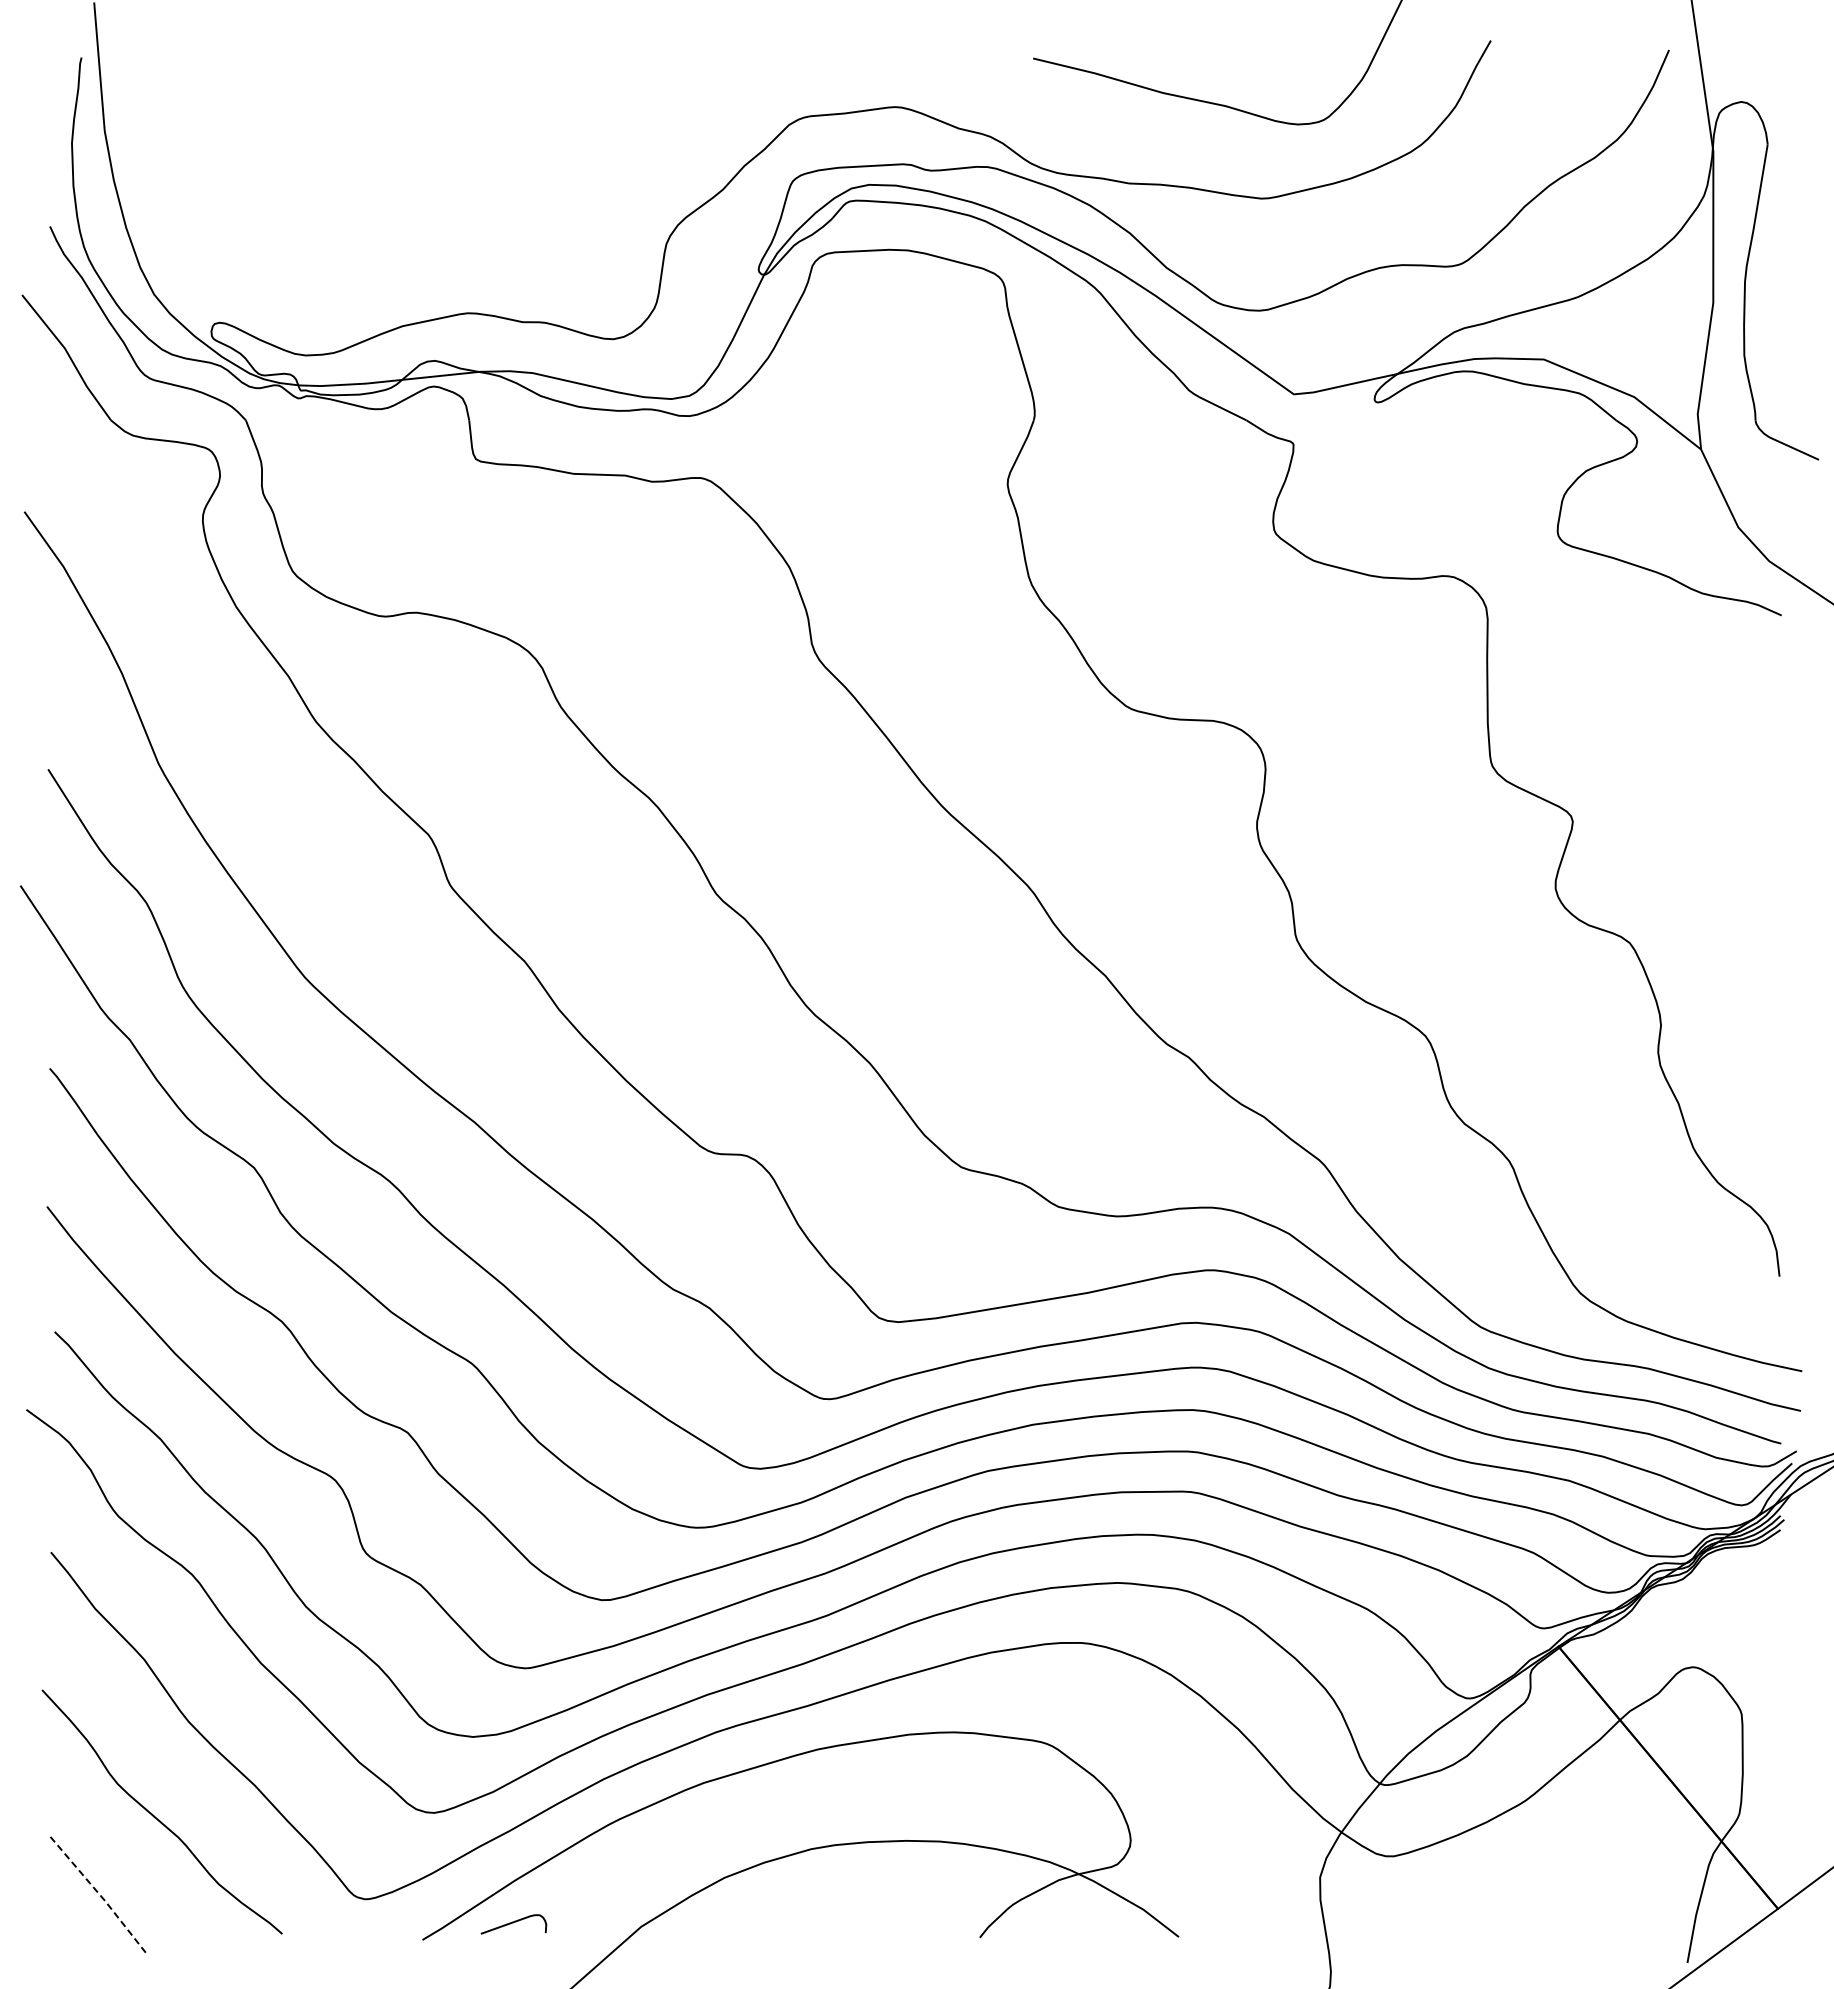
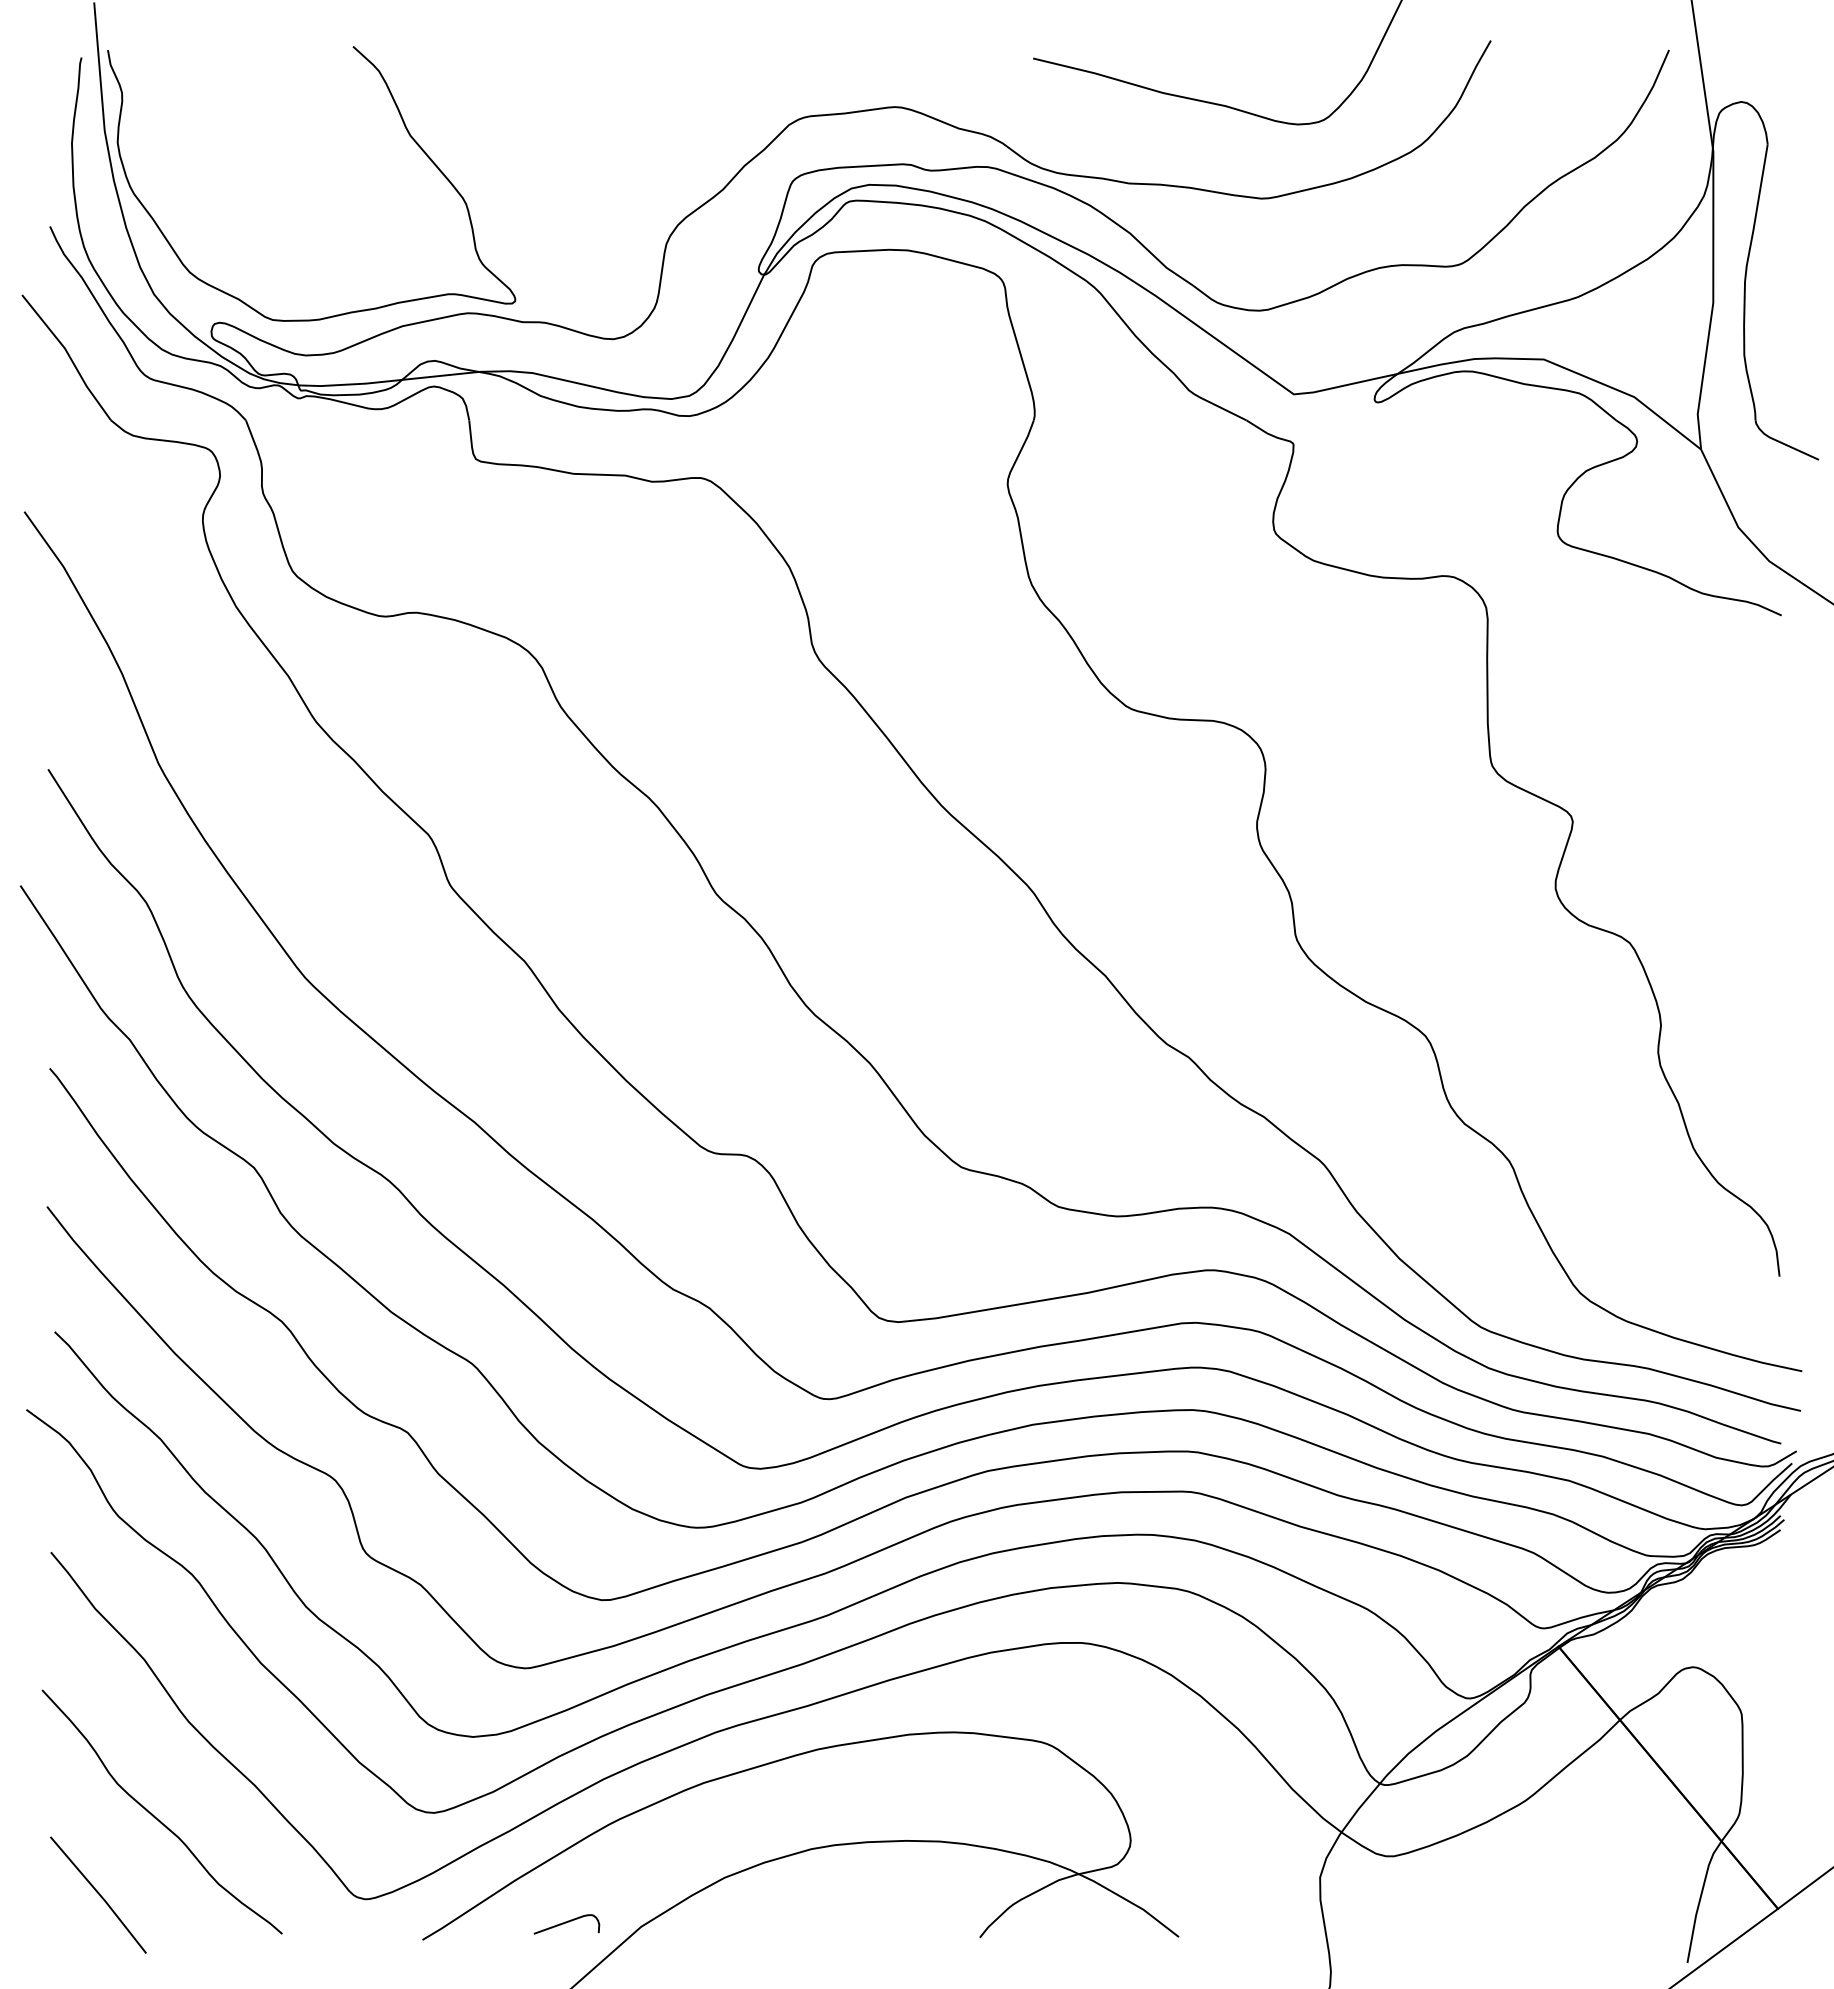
curve: none -> present (408, 134)
line: dashed -> solid (100, 1895)
curve position: (513, 1923) -> (566, 1923) (566, 1923)
